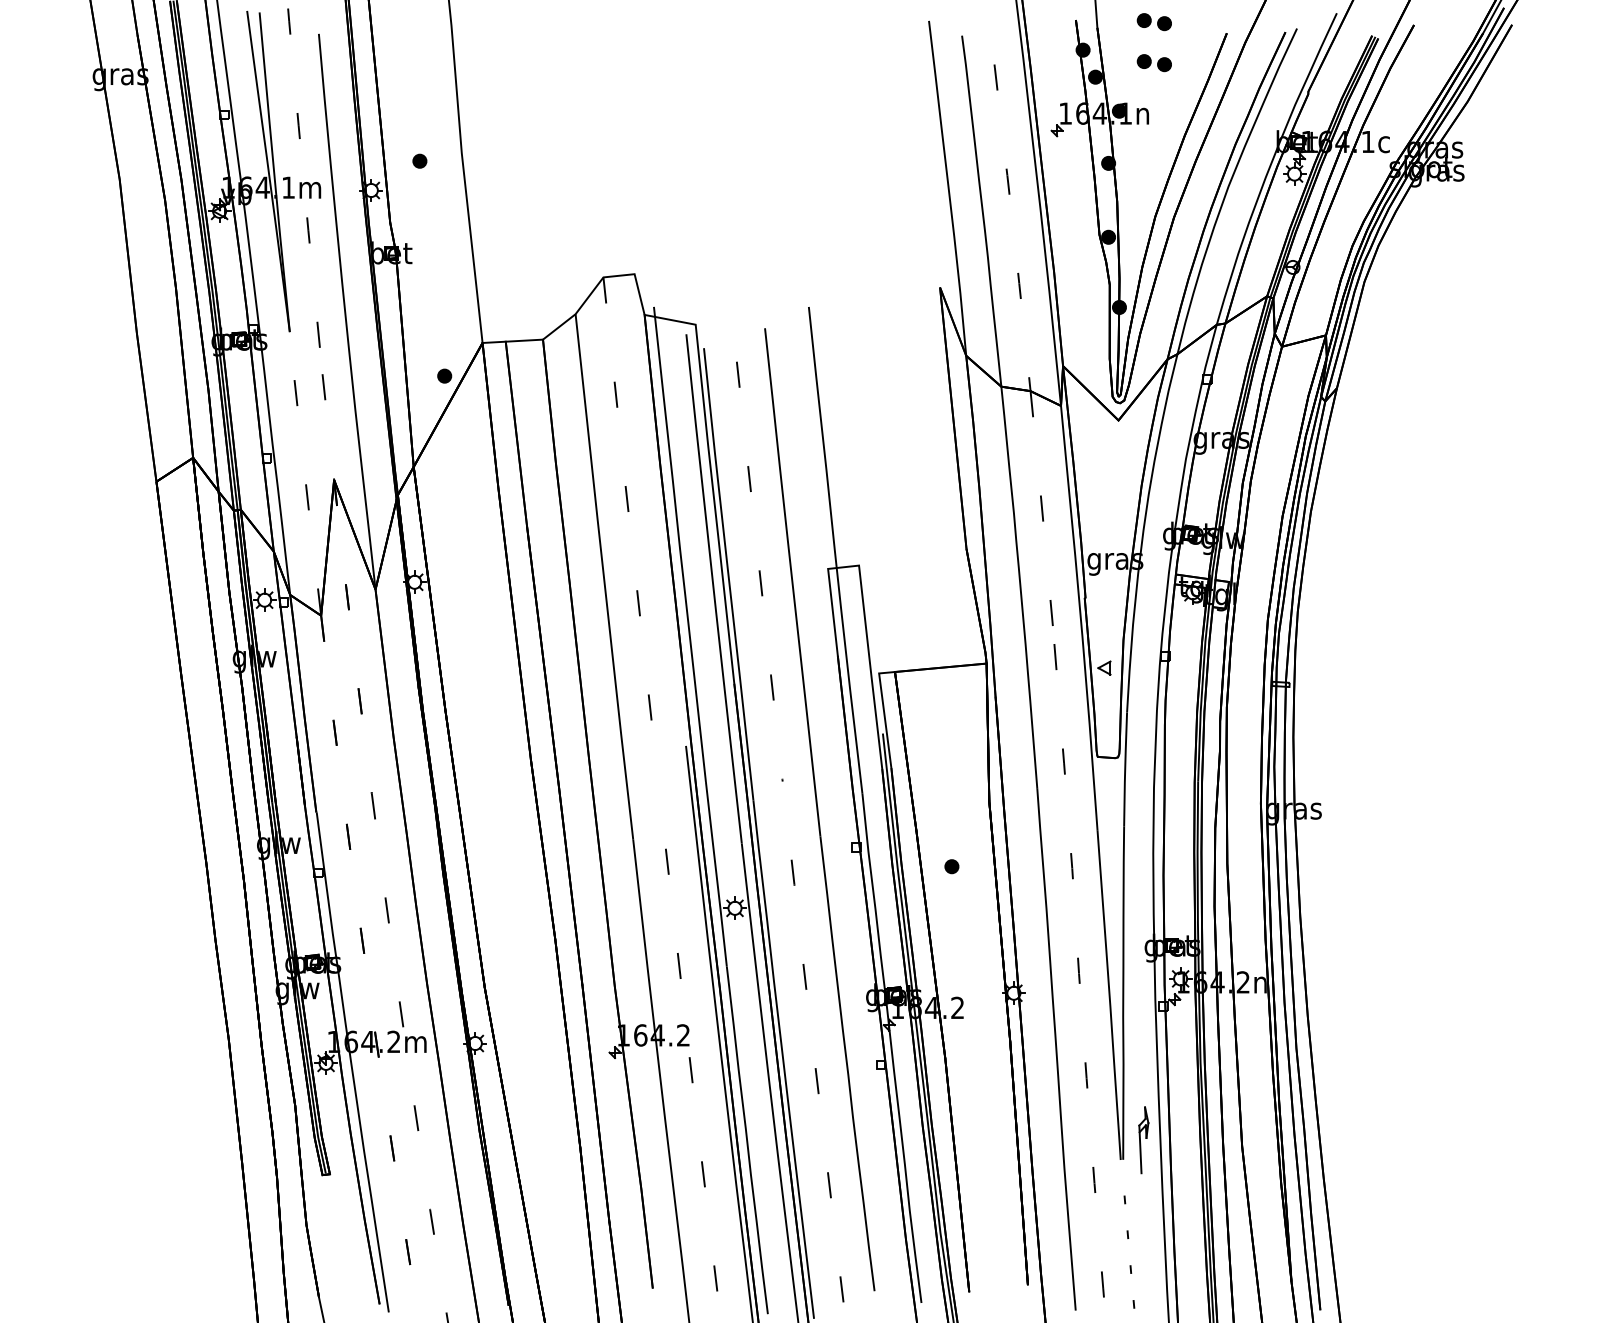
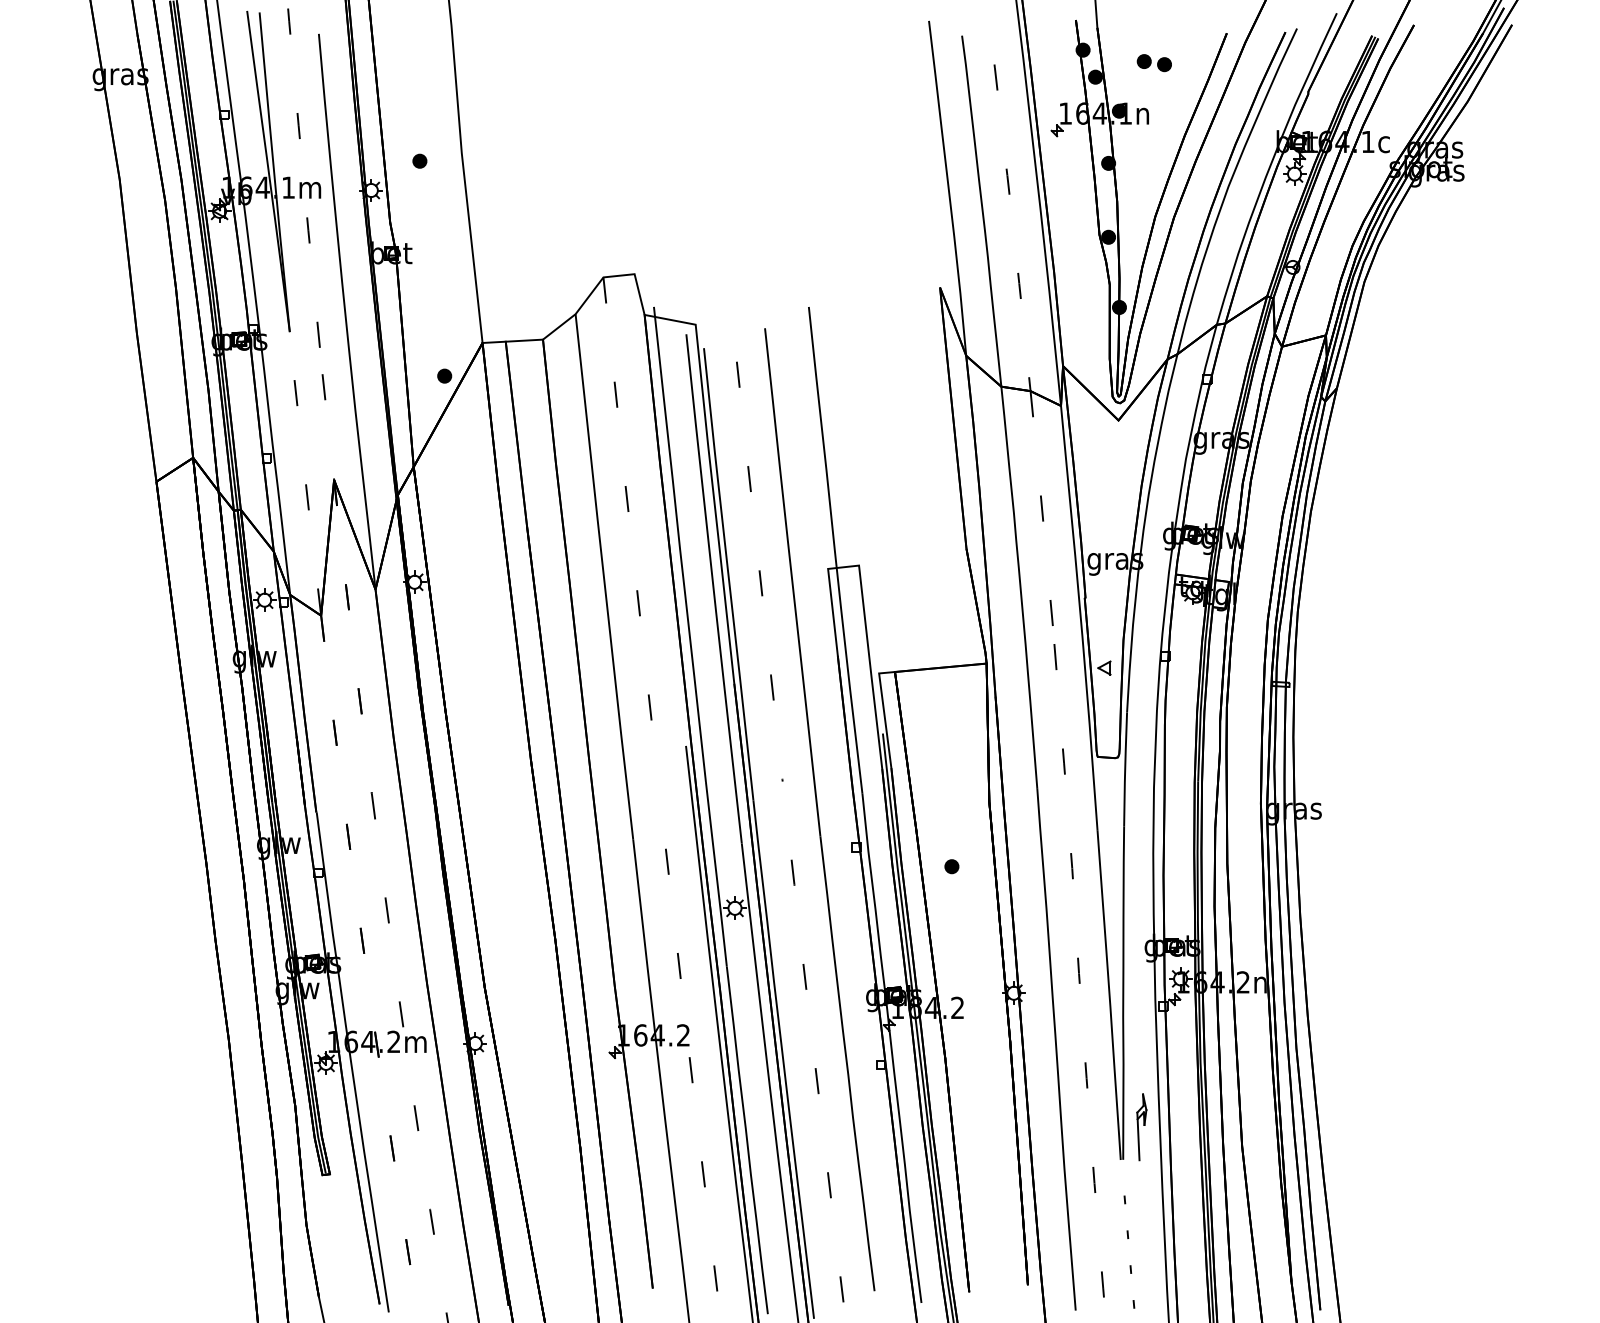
part: present -> none (1153, 22)
part position: (1143, 1140) -> (1141, 1127) (1141, 1127)
